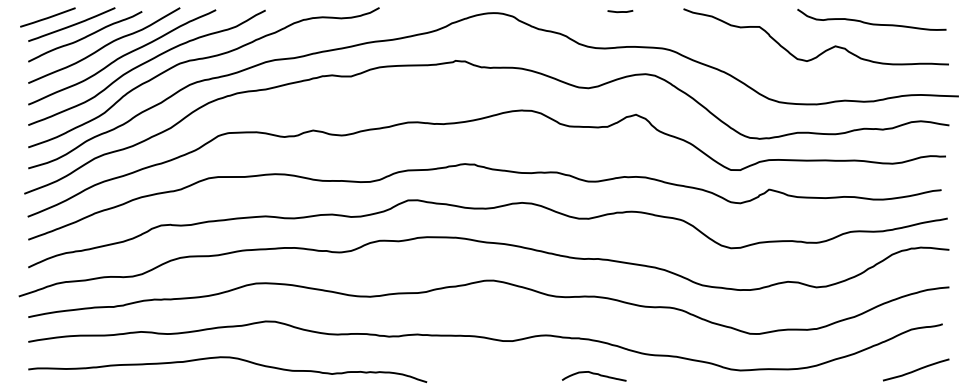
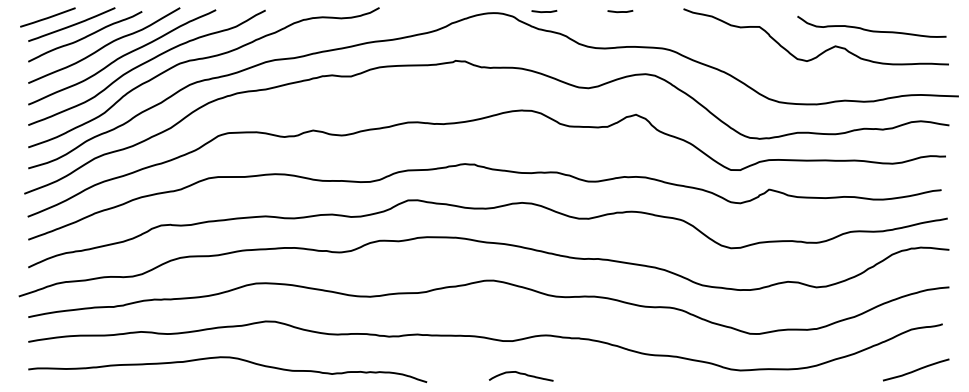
line: none -> present (544, 11)
curve position: (869, 22) -> (869, 29) (869, 29)
curve position: (593, 374) -> (520, 374) (520, 374)
